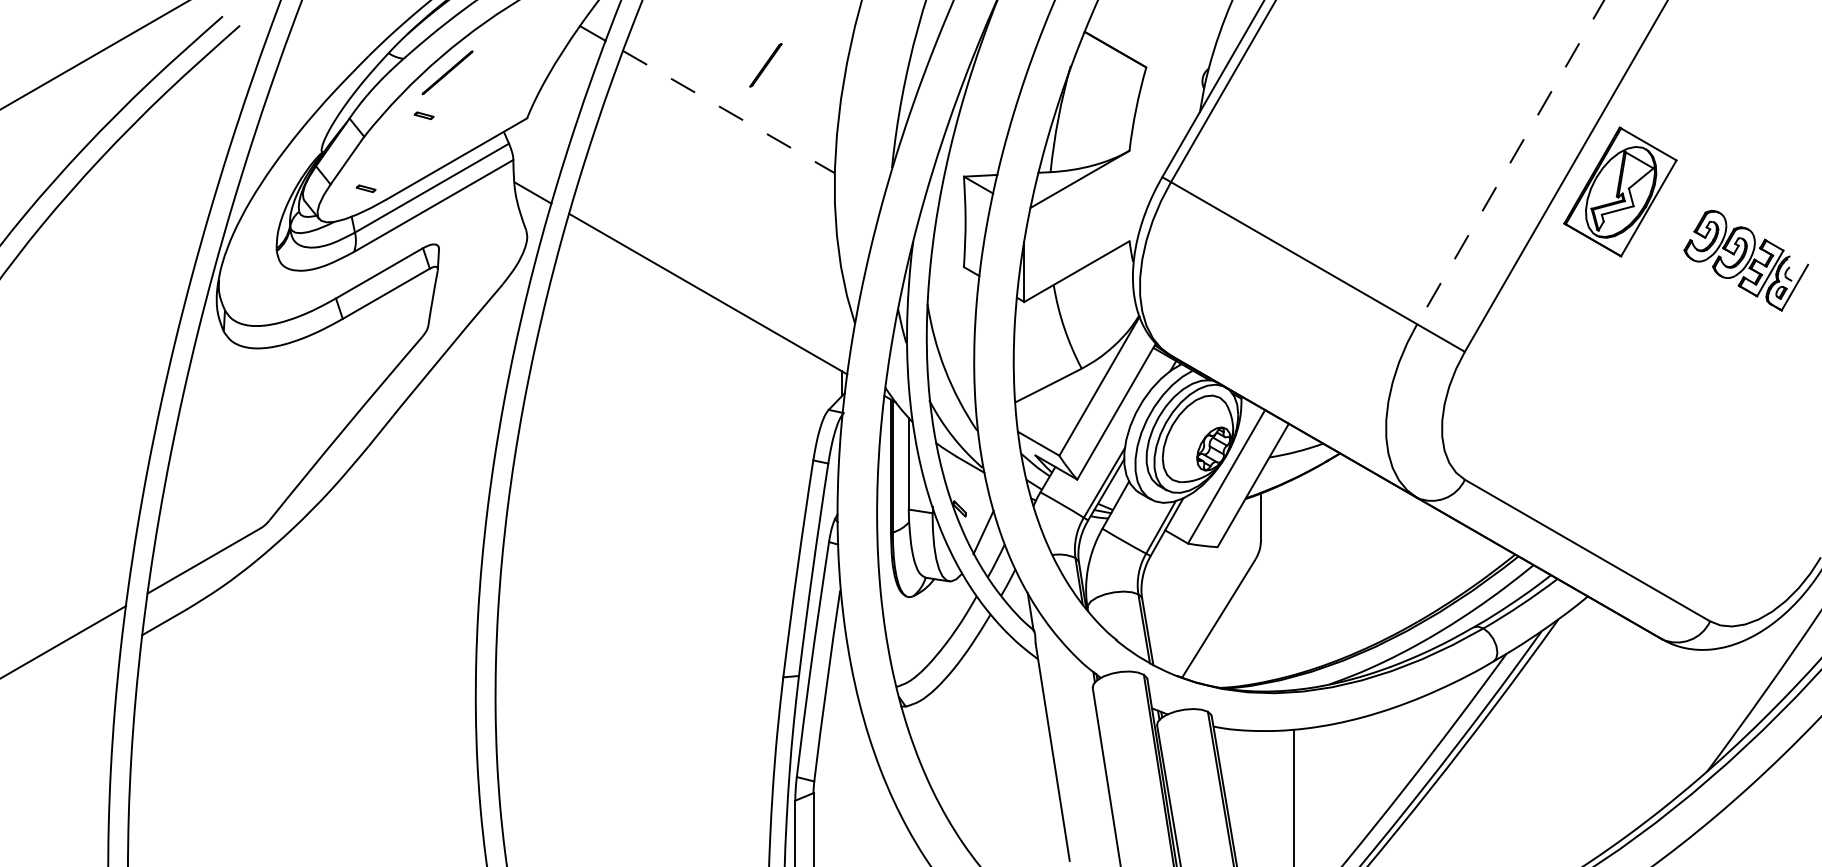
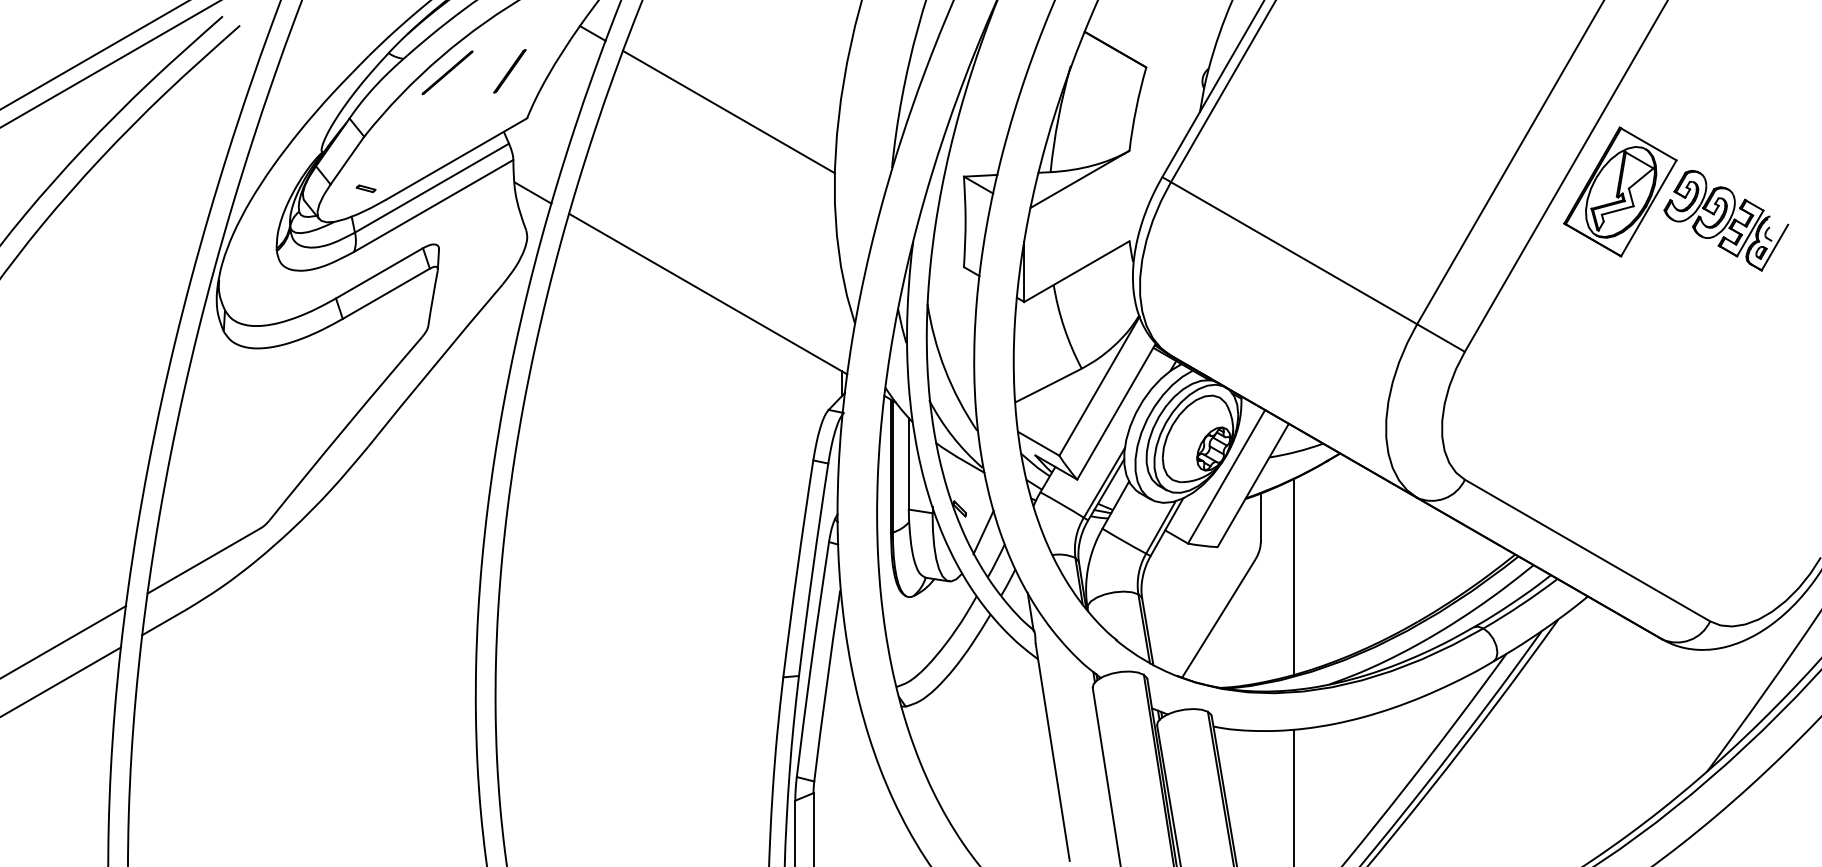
line: none -> present (109, 64)
line position: (765, 65) -> (509, 71) (509, 71)
line: dashed -> solid (729, 112)
part: present -> none (423, 115)
line: dashed -> solid (1510, 162)
part position: (1746, 260) -> (1726, 220) (1726, 220)
line: none -> present (1294, 576)
line: none -> present (61, 681)
